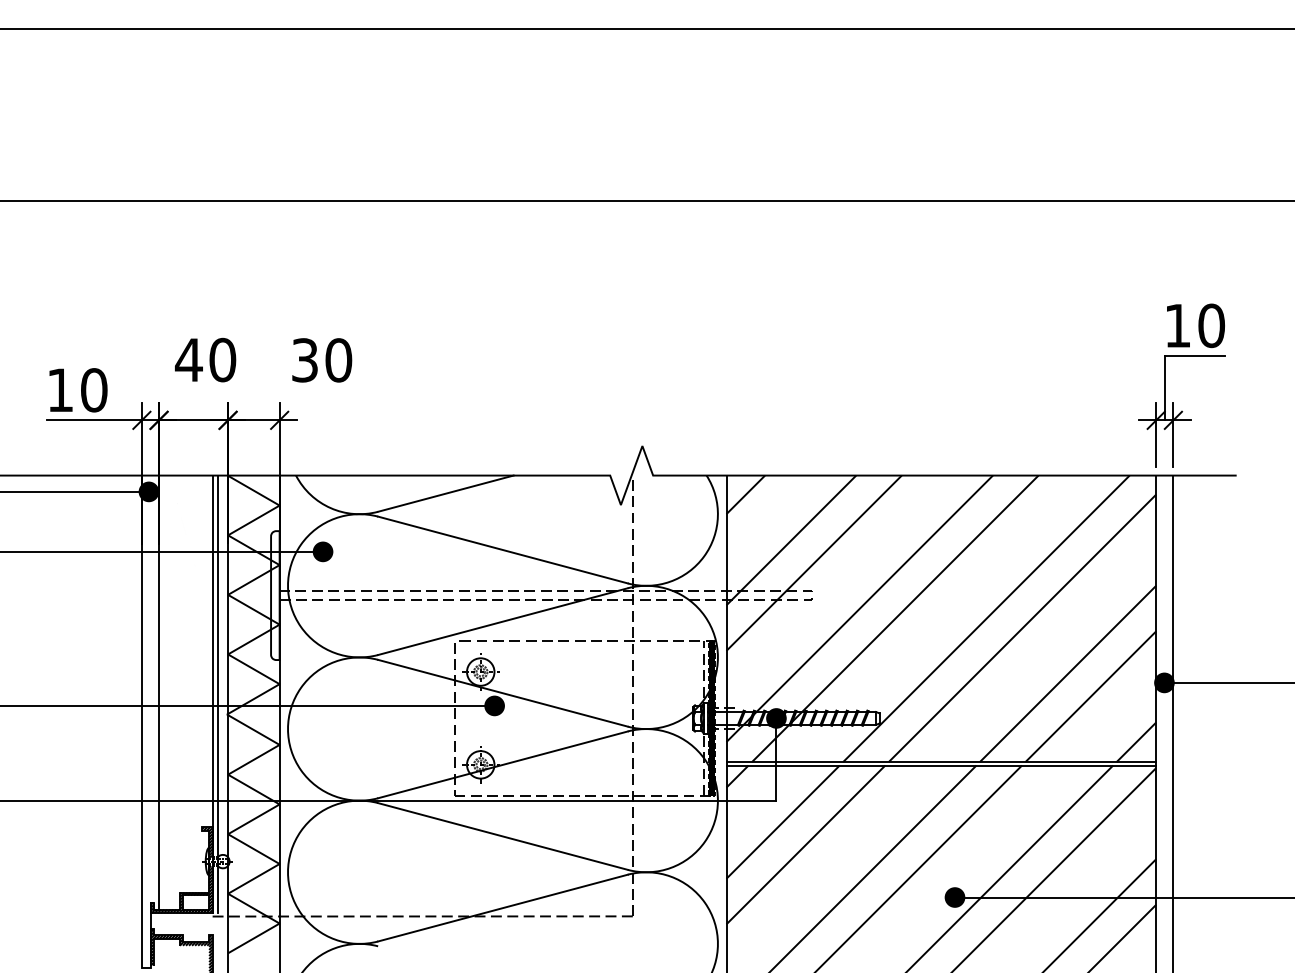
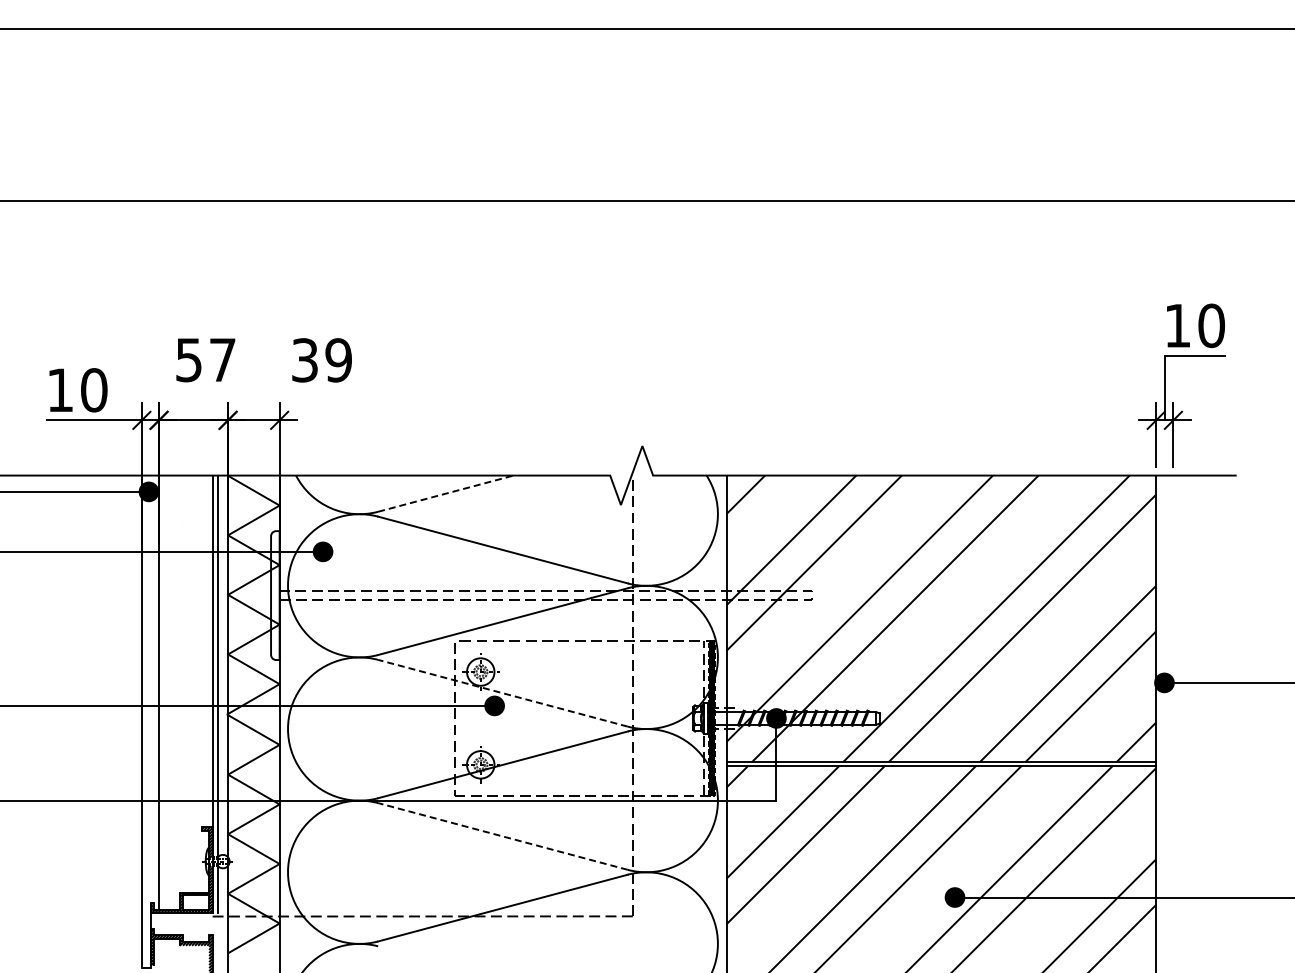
text: 40 -> 57 (205, 359)
text: 30 -> 39 (338, 360)
line: solid -> dashed (446, 493)
line: solid -> dashed (502, 693)
line: present -> none (1173, 722)
line: solid -> dashed (502, 836)
